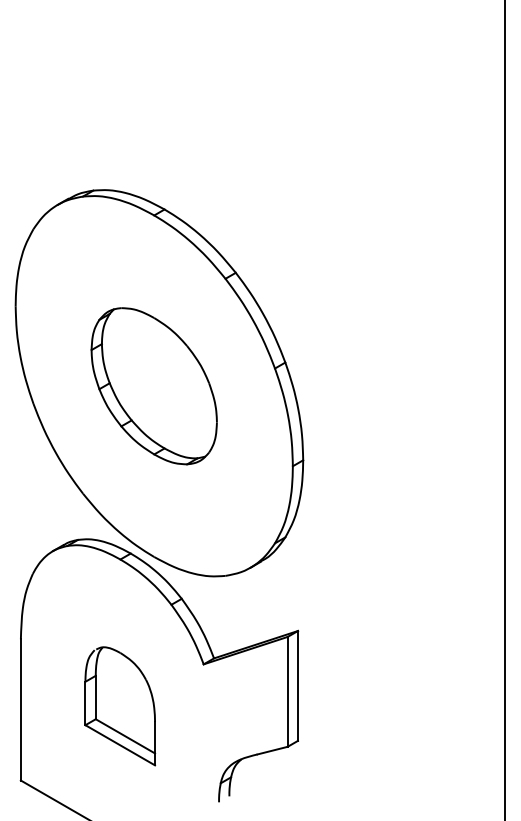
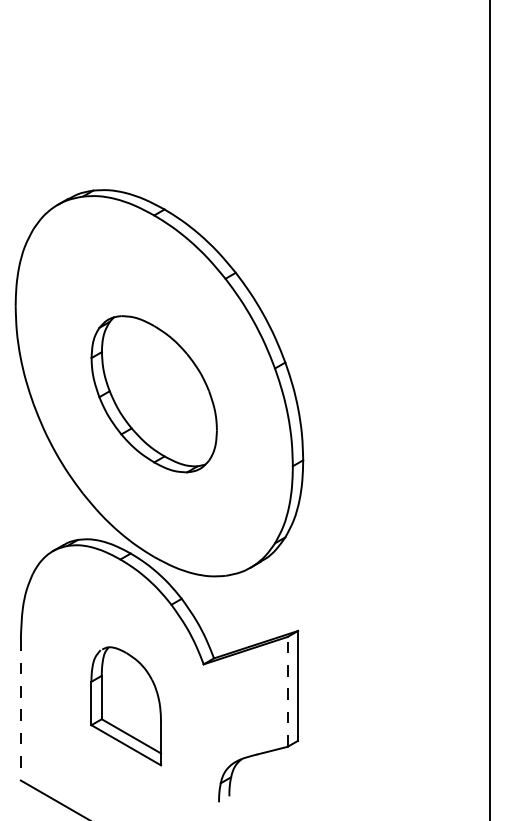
part position: (153, 386) -> (153, 394) (153, 394)
line position: (505, 409) -> (490, 409) (490, 409)
line: solid -> dashed (287, 691)
part position: (120, 706) -> (126, 706) (126, 706)
line: solid -> dashed (20, 709)
